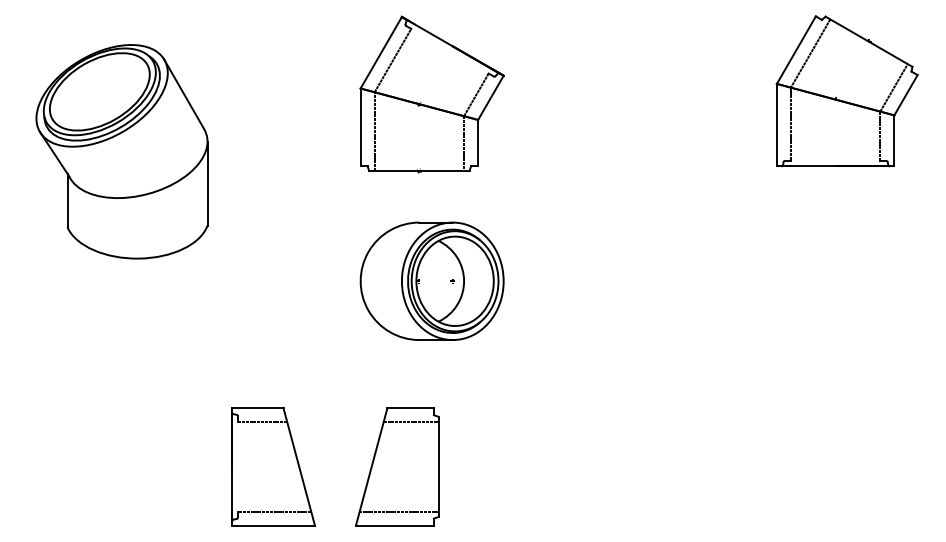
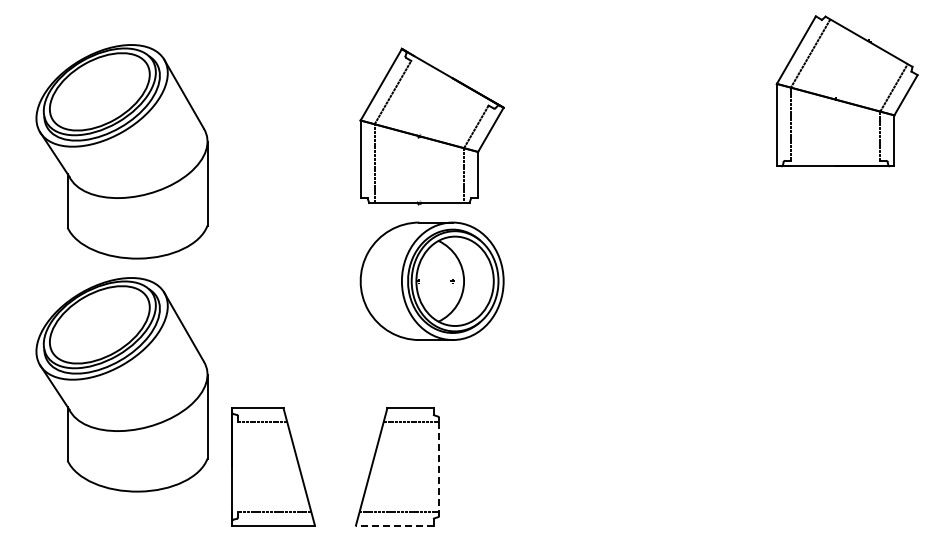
part position: (431, 94) -> (431, 126) (431, 126)
part: none -> present (121, 384)
line: solid -> dashed (438, 466)
line: solid -> dashed (394, 525)
